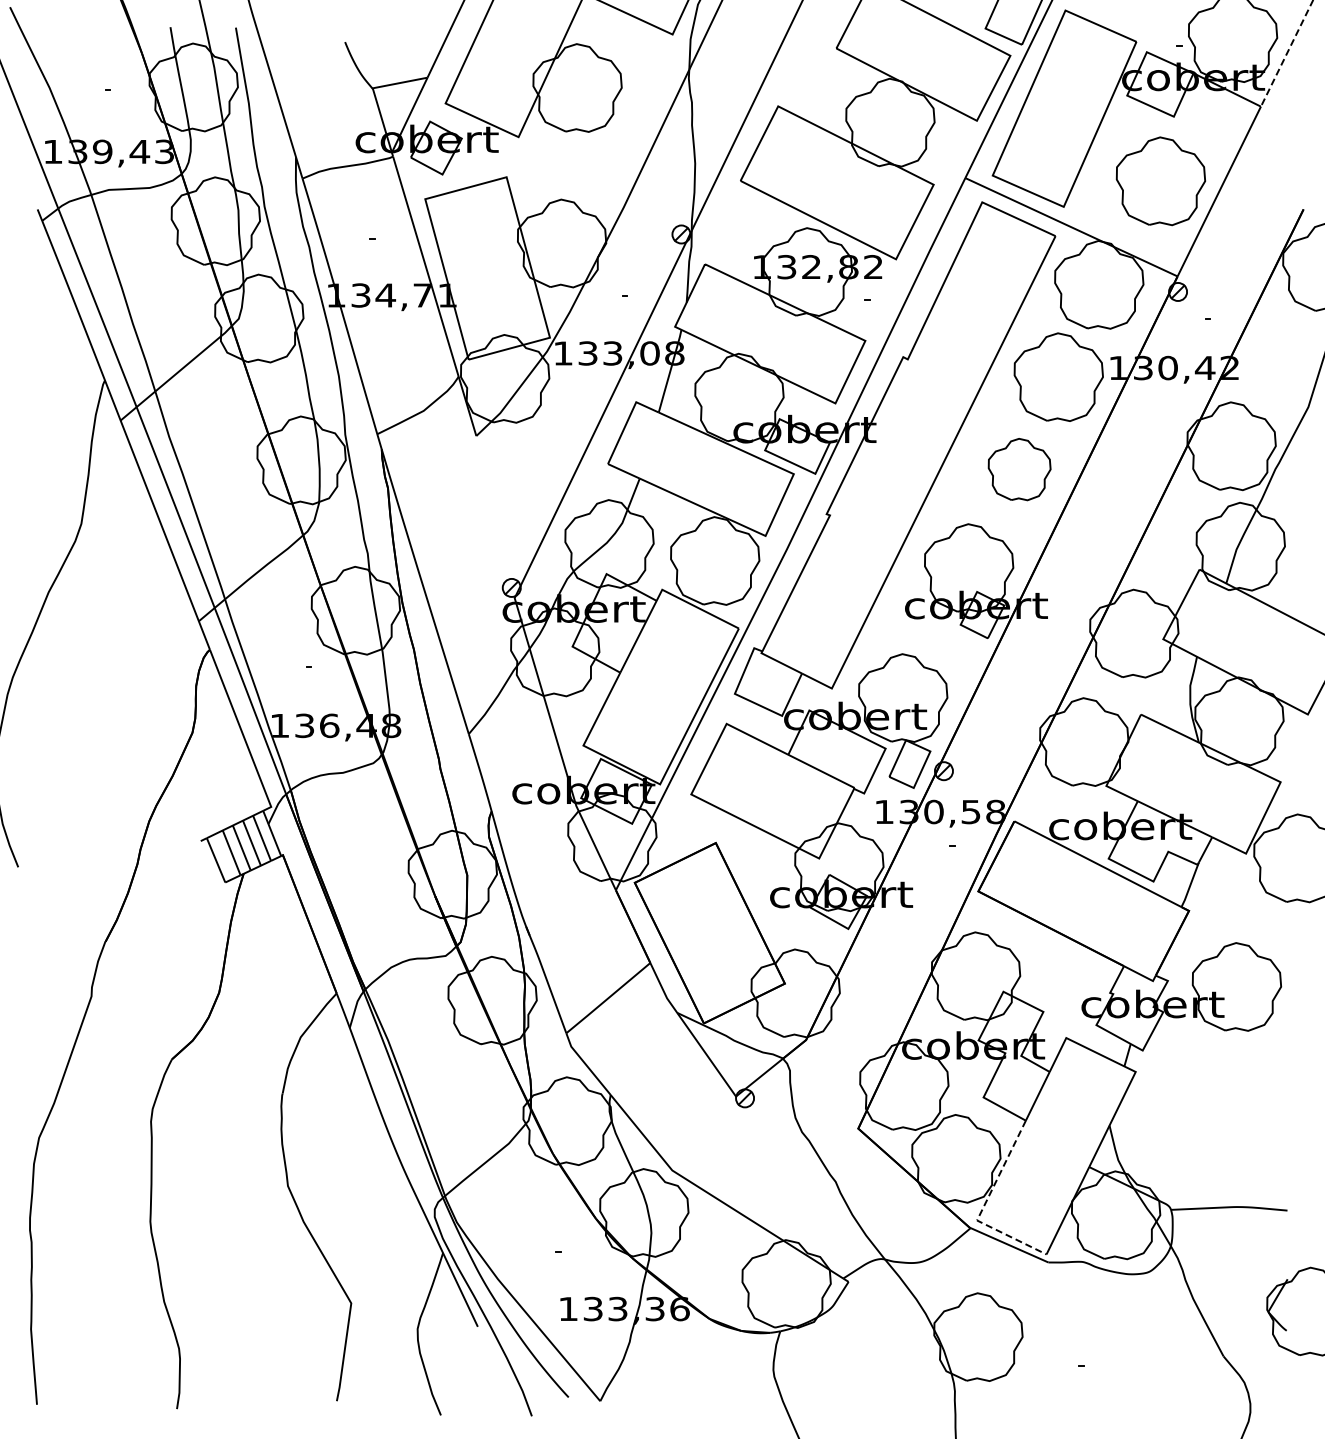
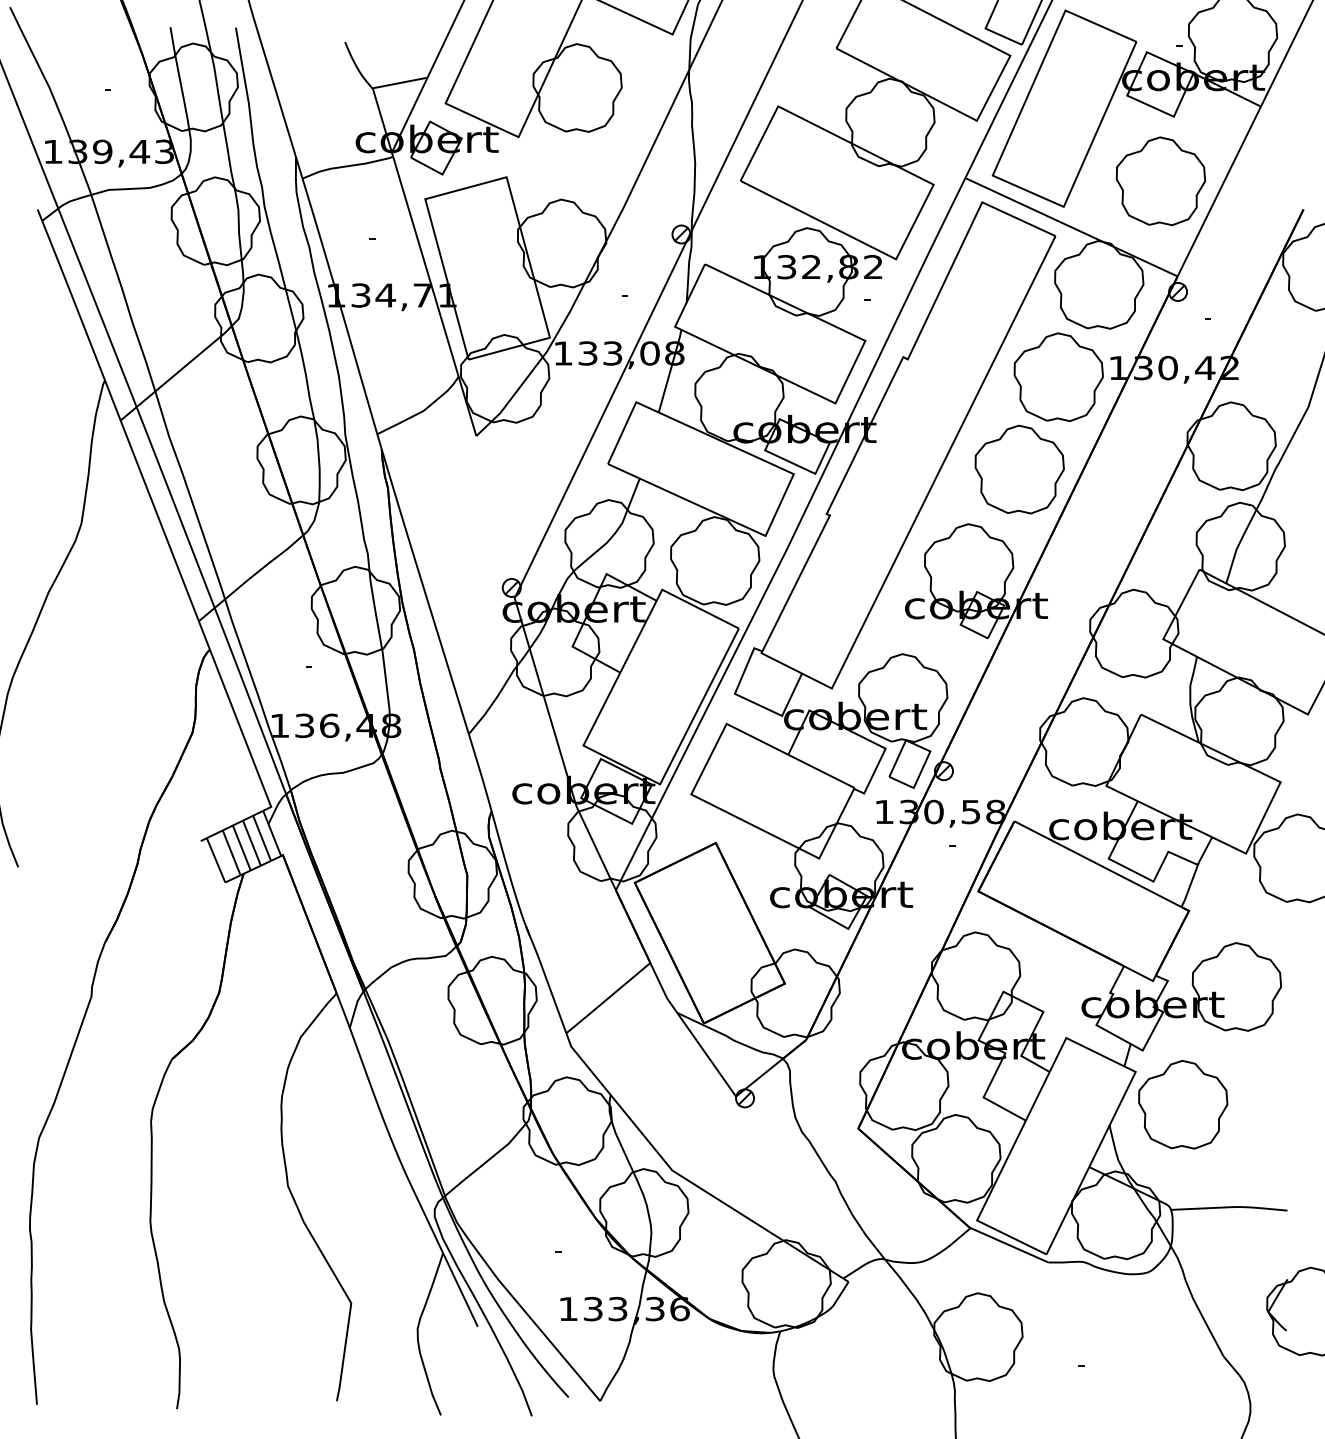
line: dashed -> solid (1286, 53)
part size: 65x64 px -> 91x91 px (1019, 469)
part: none -> present (1183, 1104)
line: dashed -> solid (984, 1206)
